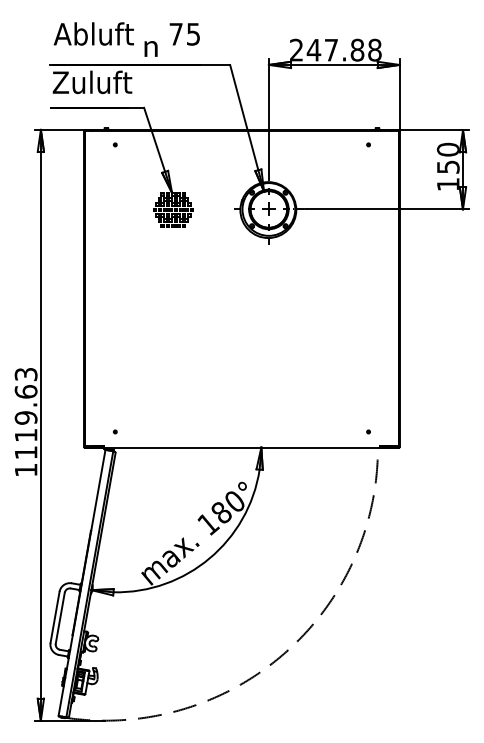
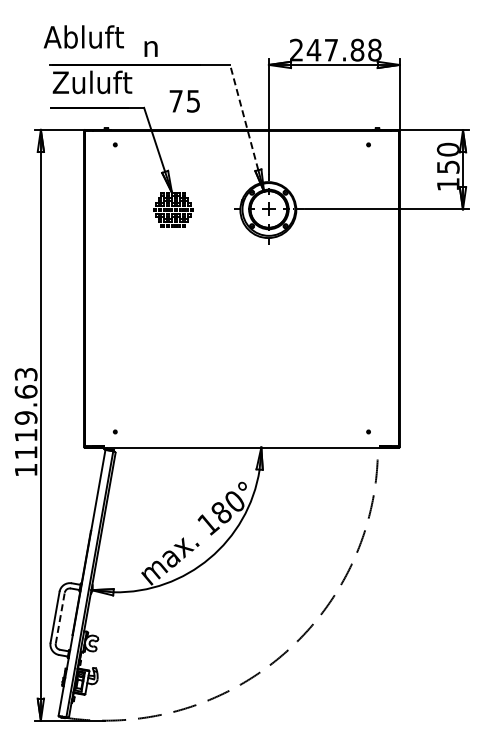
text position: (93, 33) -> (83, 36) (83, 36)
text position: (184, 34) -> (184, 101) (184, 101)
line: solid -> dashed (244, 117)
line: solid -> dashed (60, 618)
